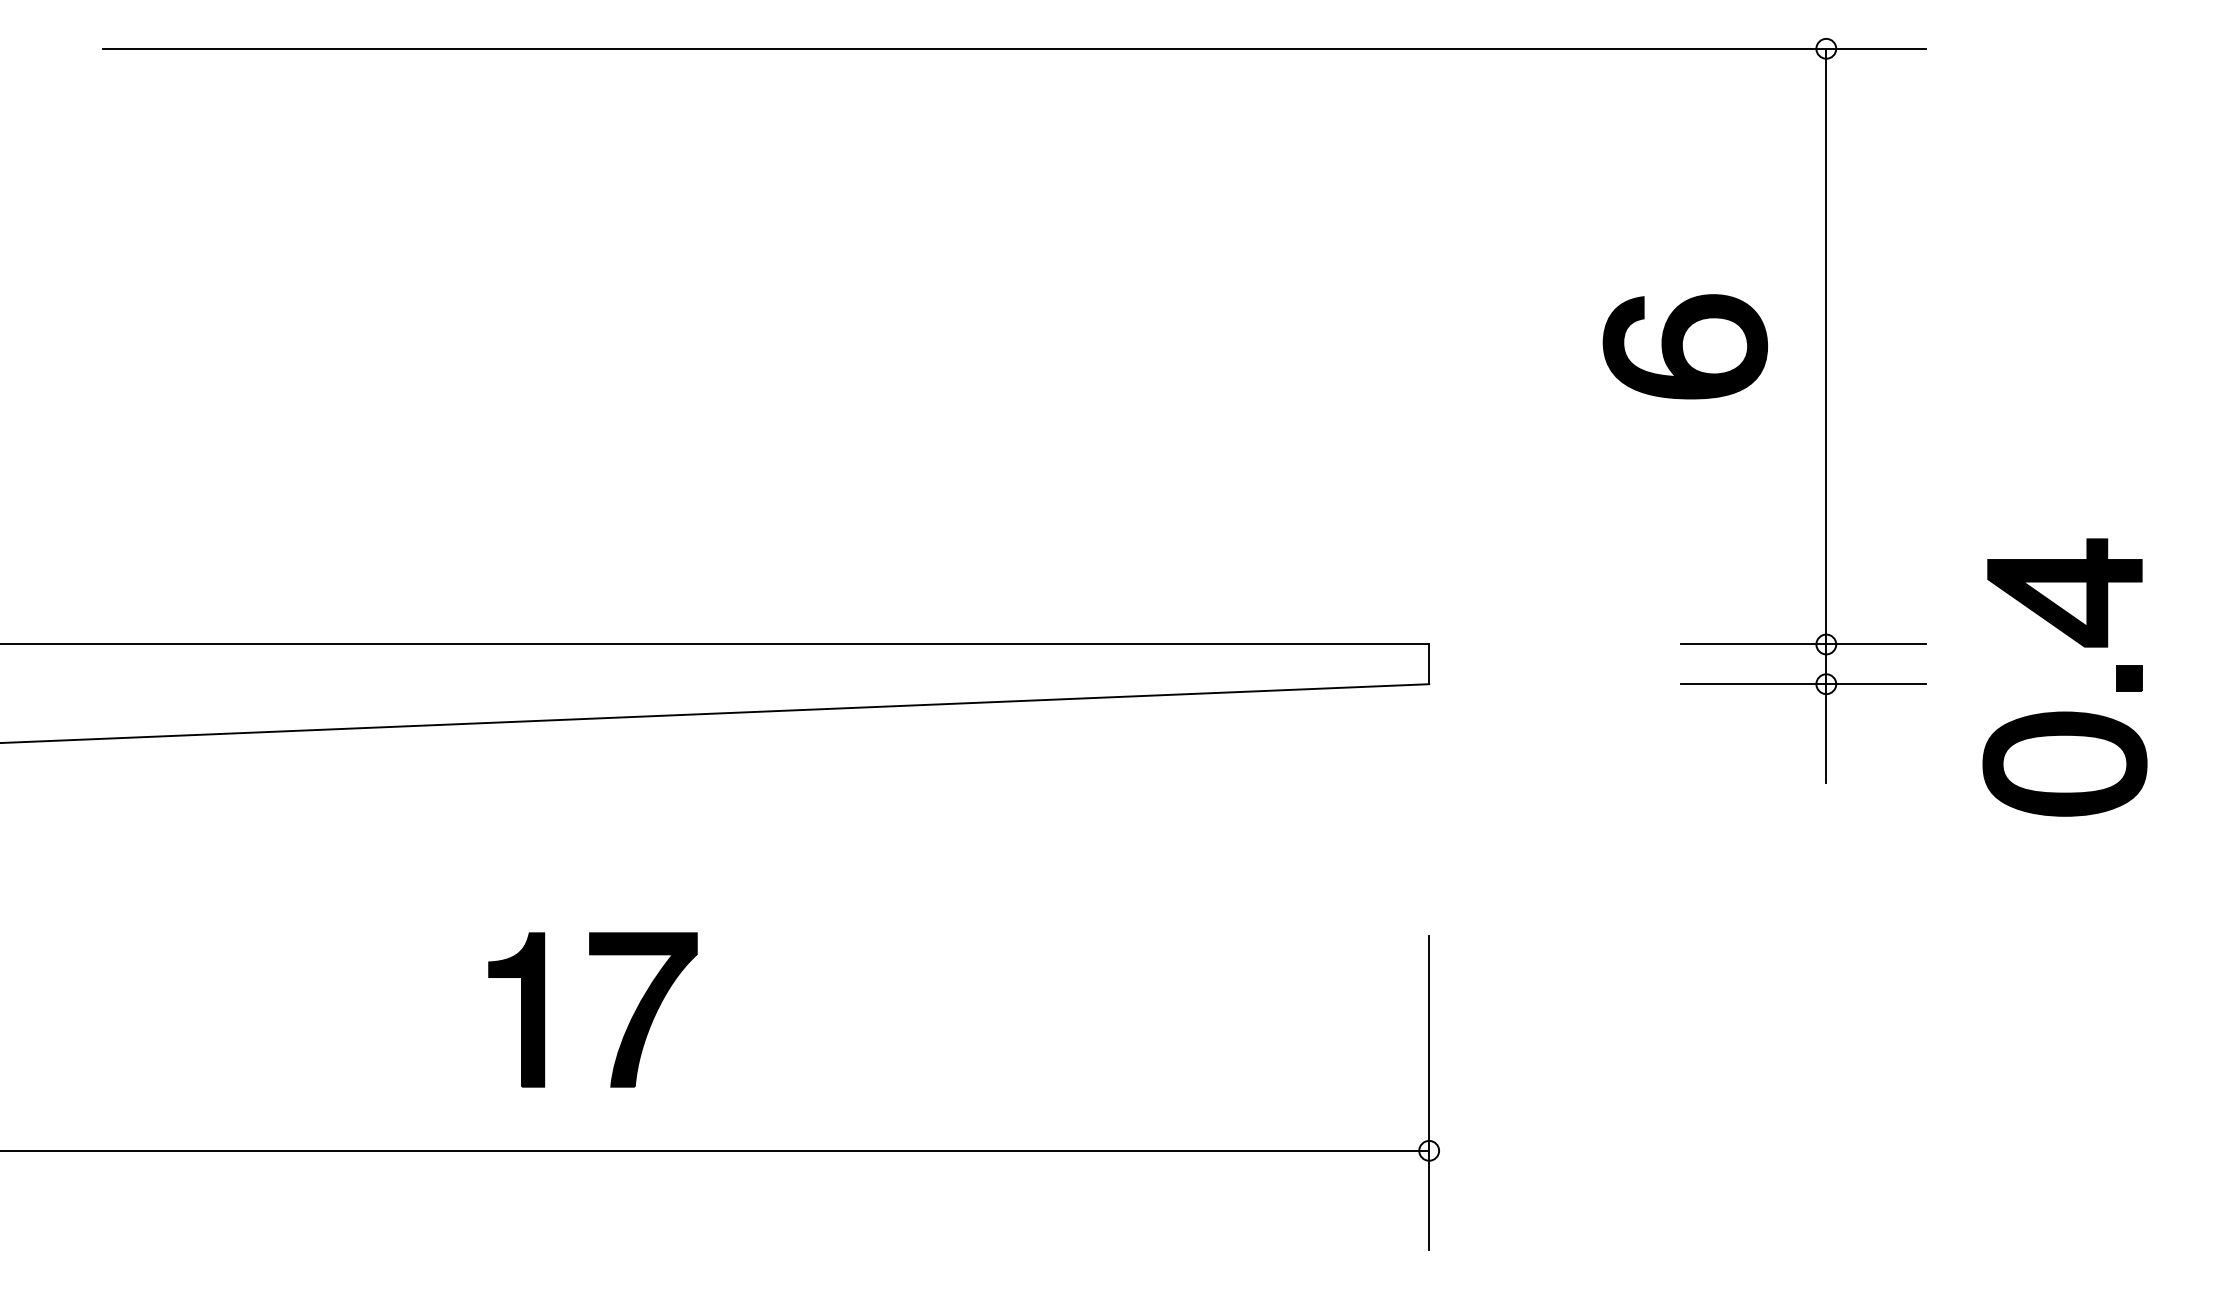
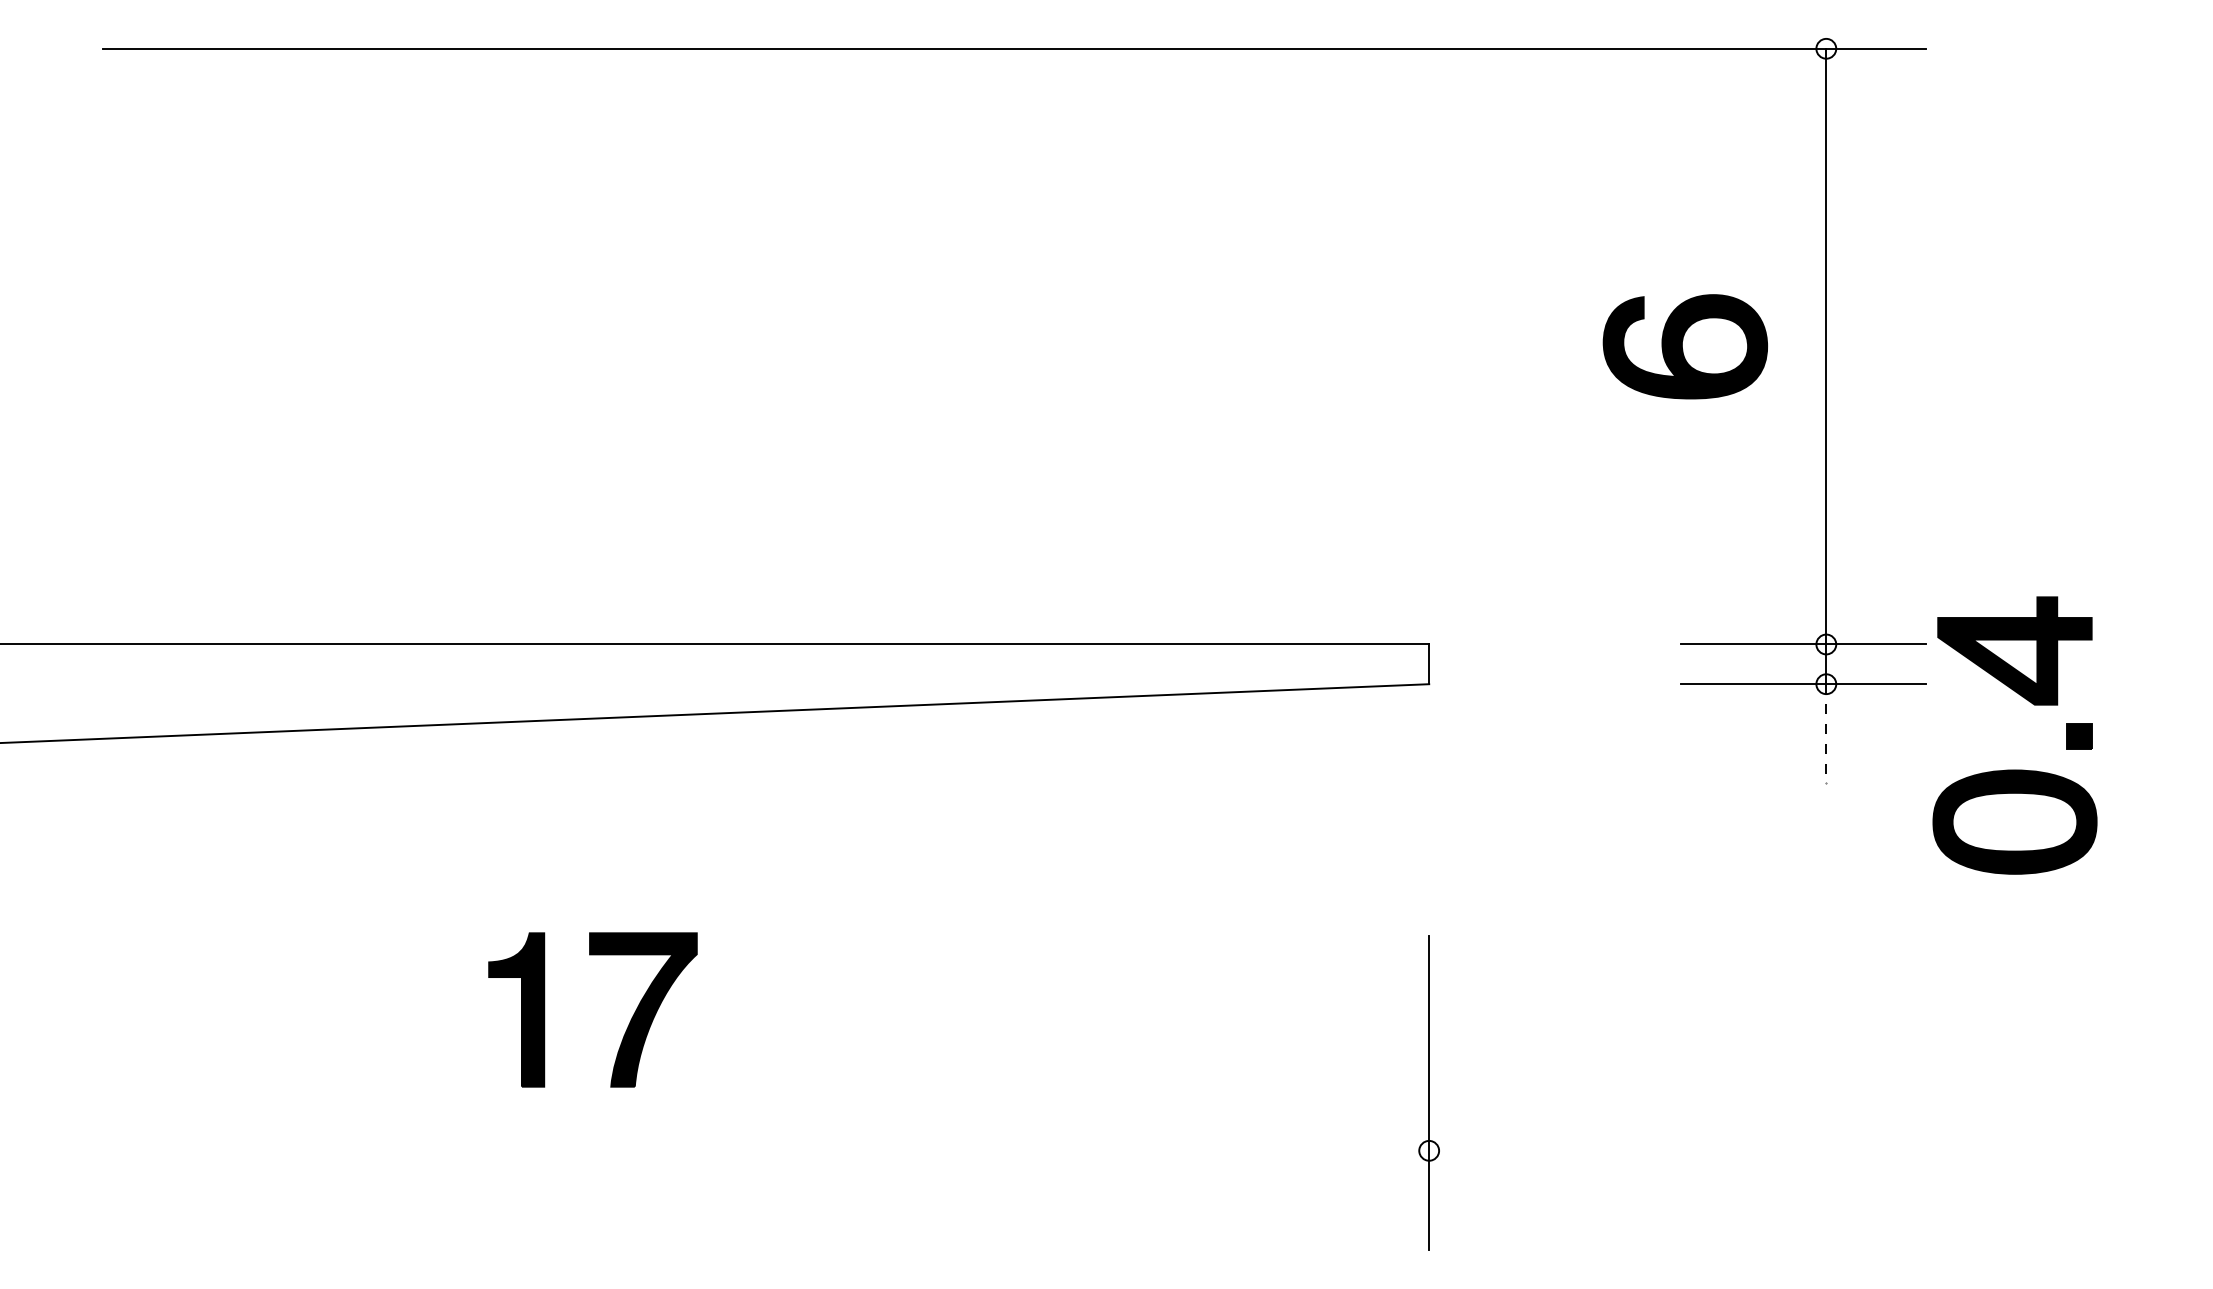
part position: (2064, 711) -> (2014, 769) (2014, 769)
line: solid -> dashed (1826, 733)
line: present -> none (715, 1150)
